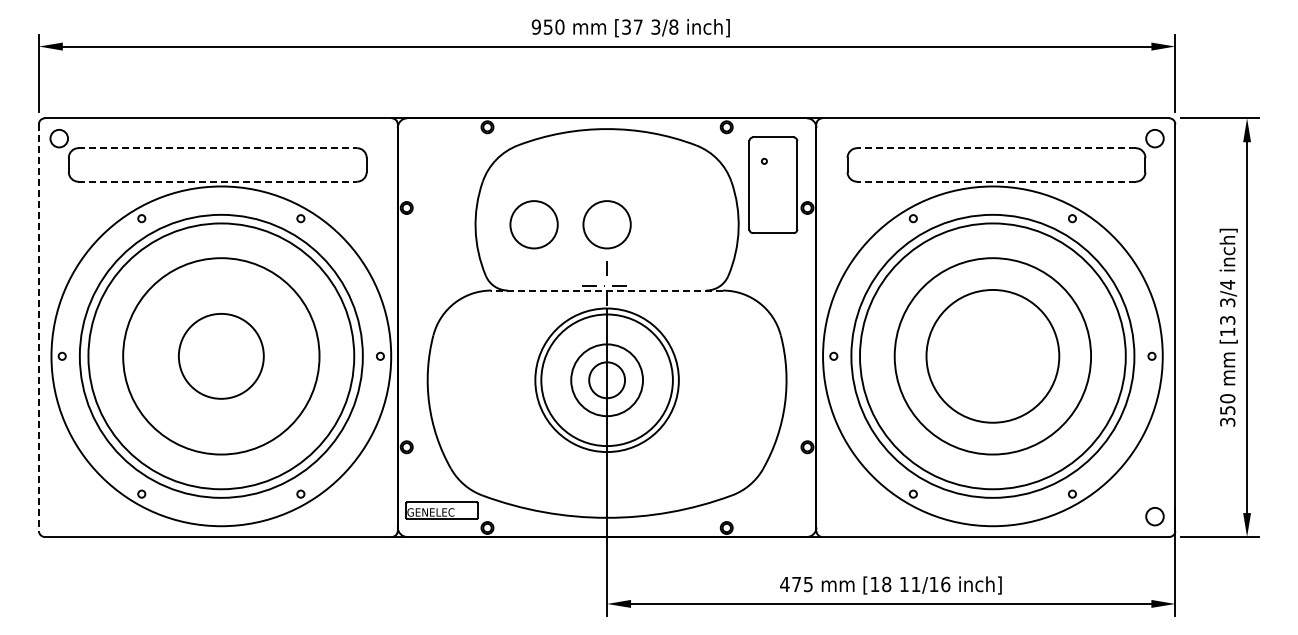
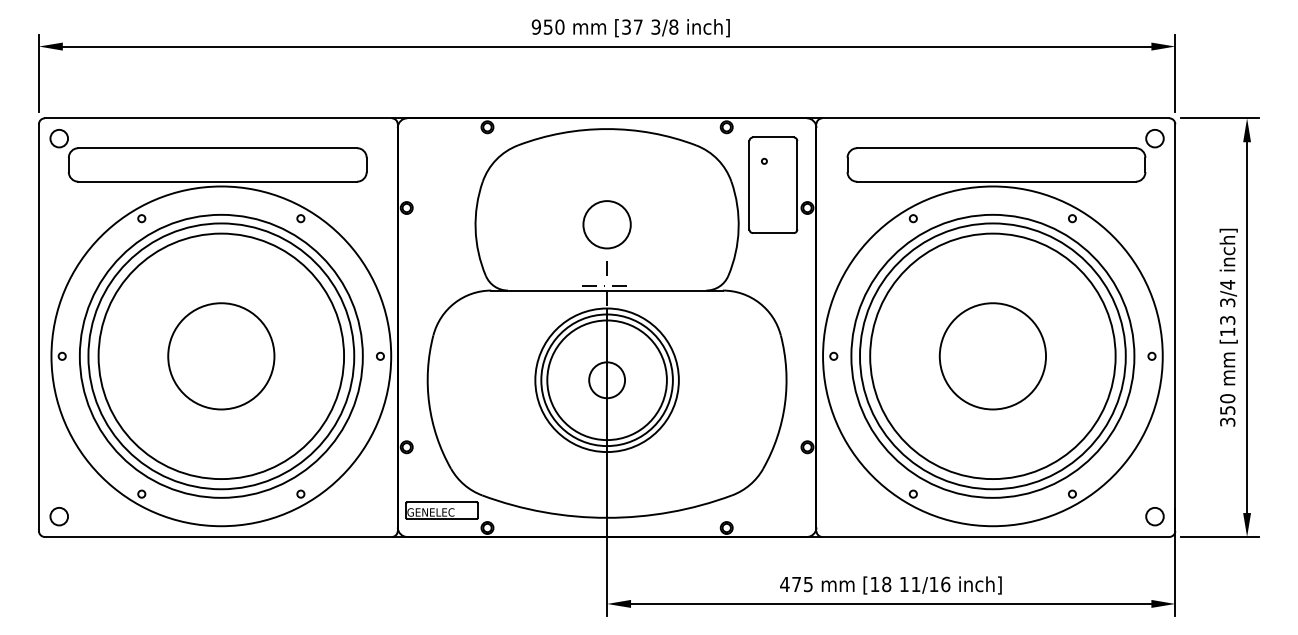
line: dashed -> solid (218, 148)
line: dashed -> solid (995, 148)
line: dashed -> solid (218, 181)
line: dashed -> solid (995, 181)
circle: present -> none (533, 224)
line: dashed -> solid (607, 290)
line: dashed -> solid (38, 328)
circle diameter: 85 px -> 106 px (221, 356)
circle diameter: 133 px -> 106 px (992, 356)
circle diameter: 196 px -> 245 px (221, 356)
circle diameter: 196 px -> 245 px (992, 356)
circle diameter: 72 px -> 120 px (606, 380)
circle: none -> present (58, 516)
